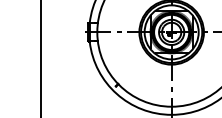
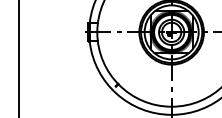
line position: (40, 58) -> (18, 58) (18, 58)
